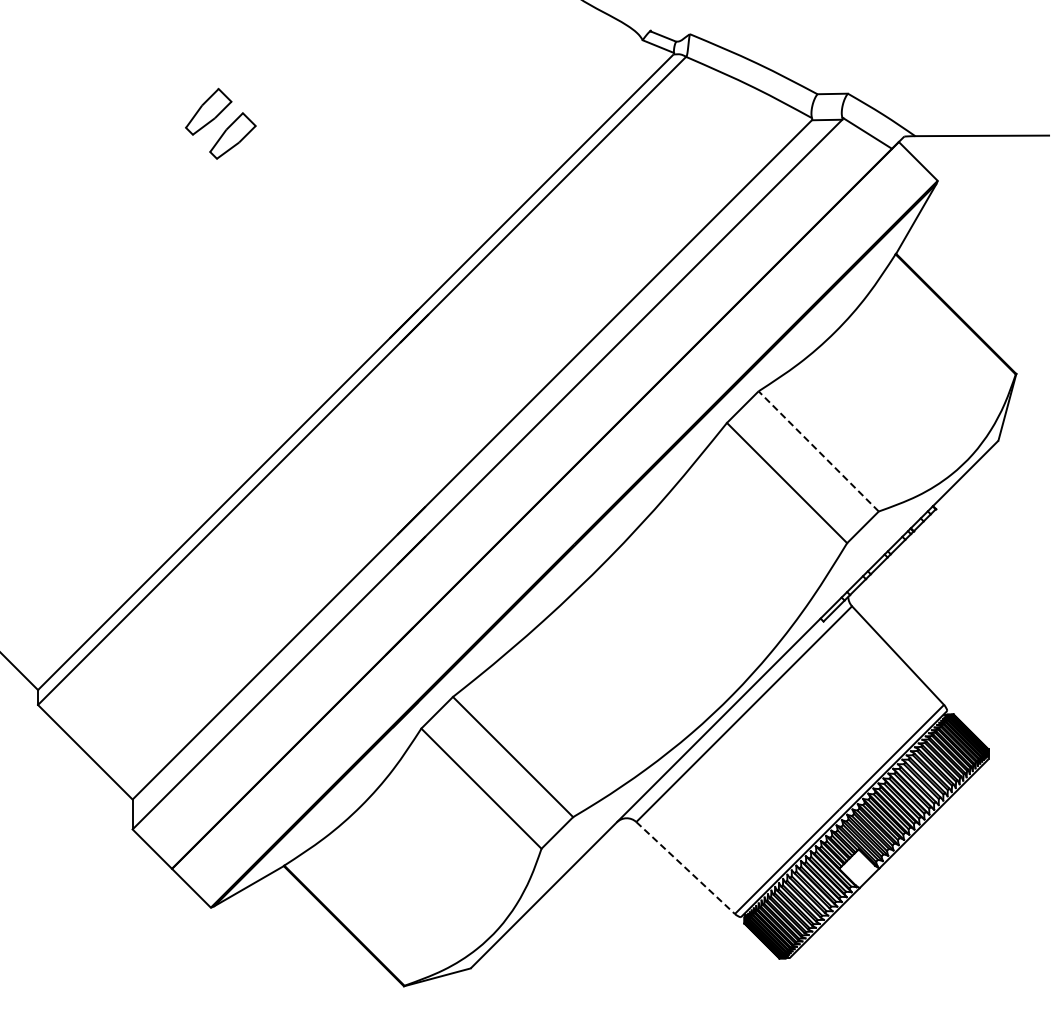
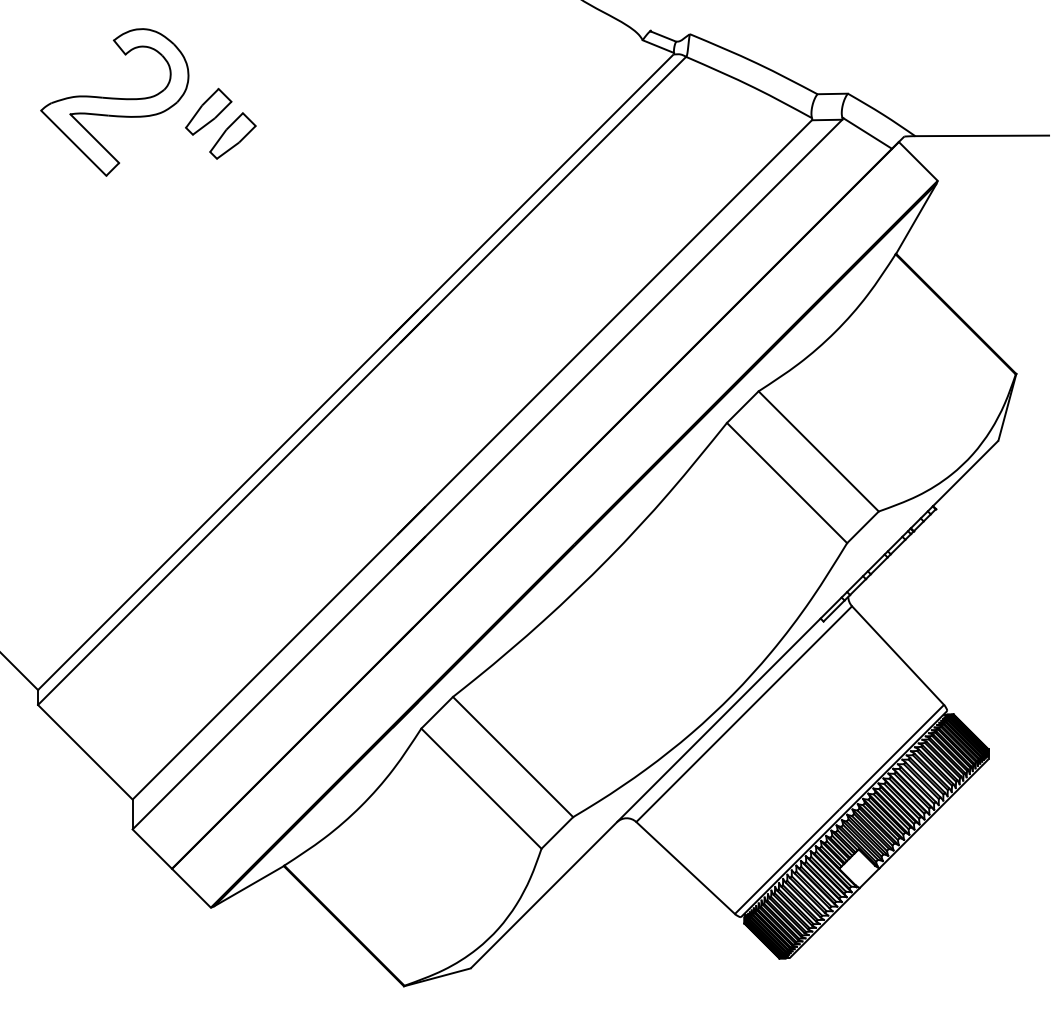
part: none -> present (114, 102)
line: dashed -> solid (818, 451)
line: dashed -> solid (686, 868)
